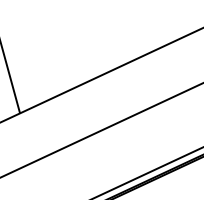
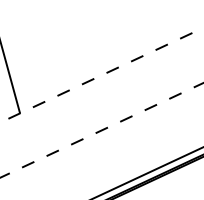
line: solid -> dashed (101, 75)
line: solid -> dashed (102, 130)
